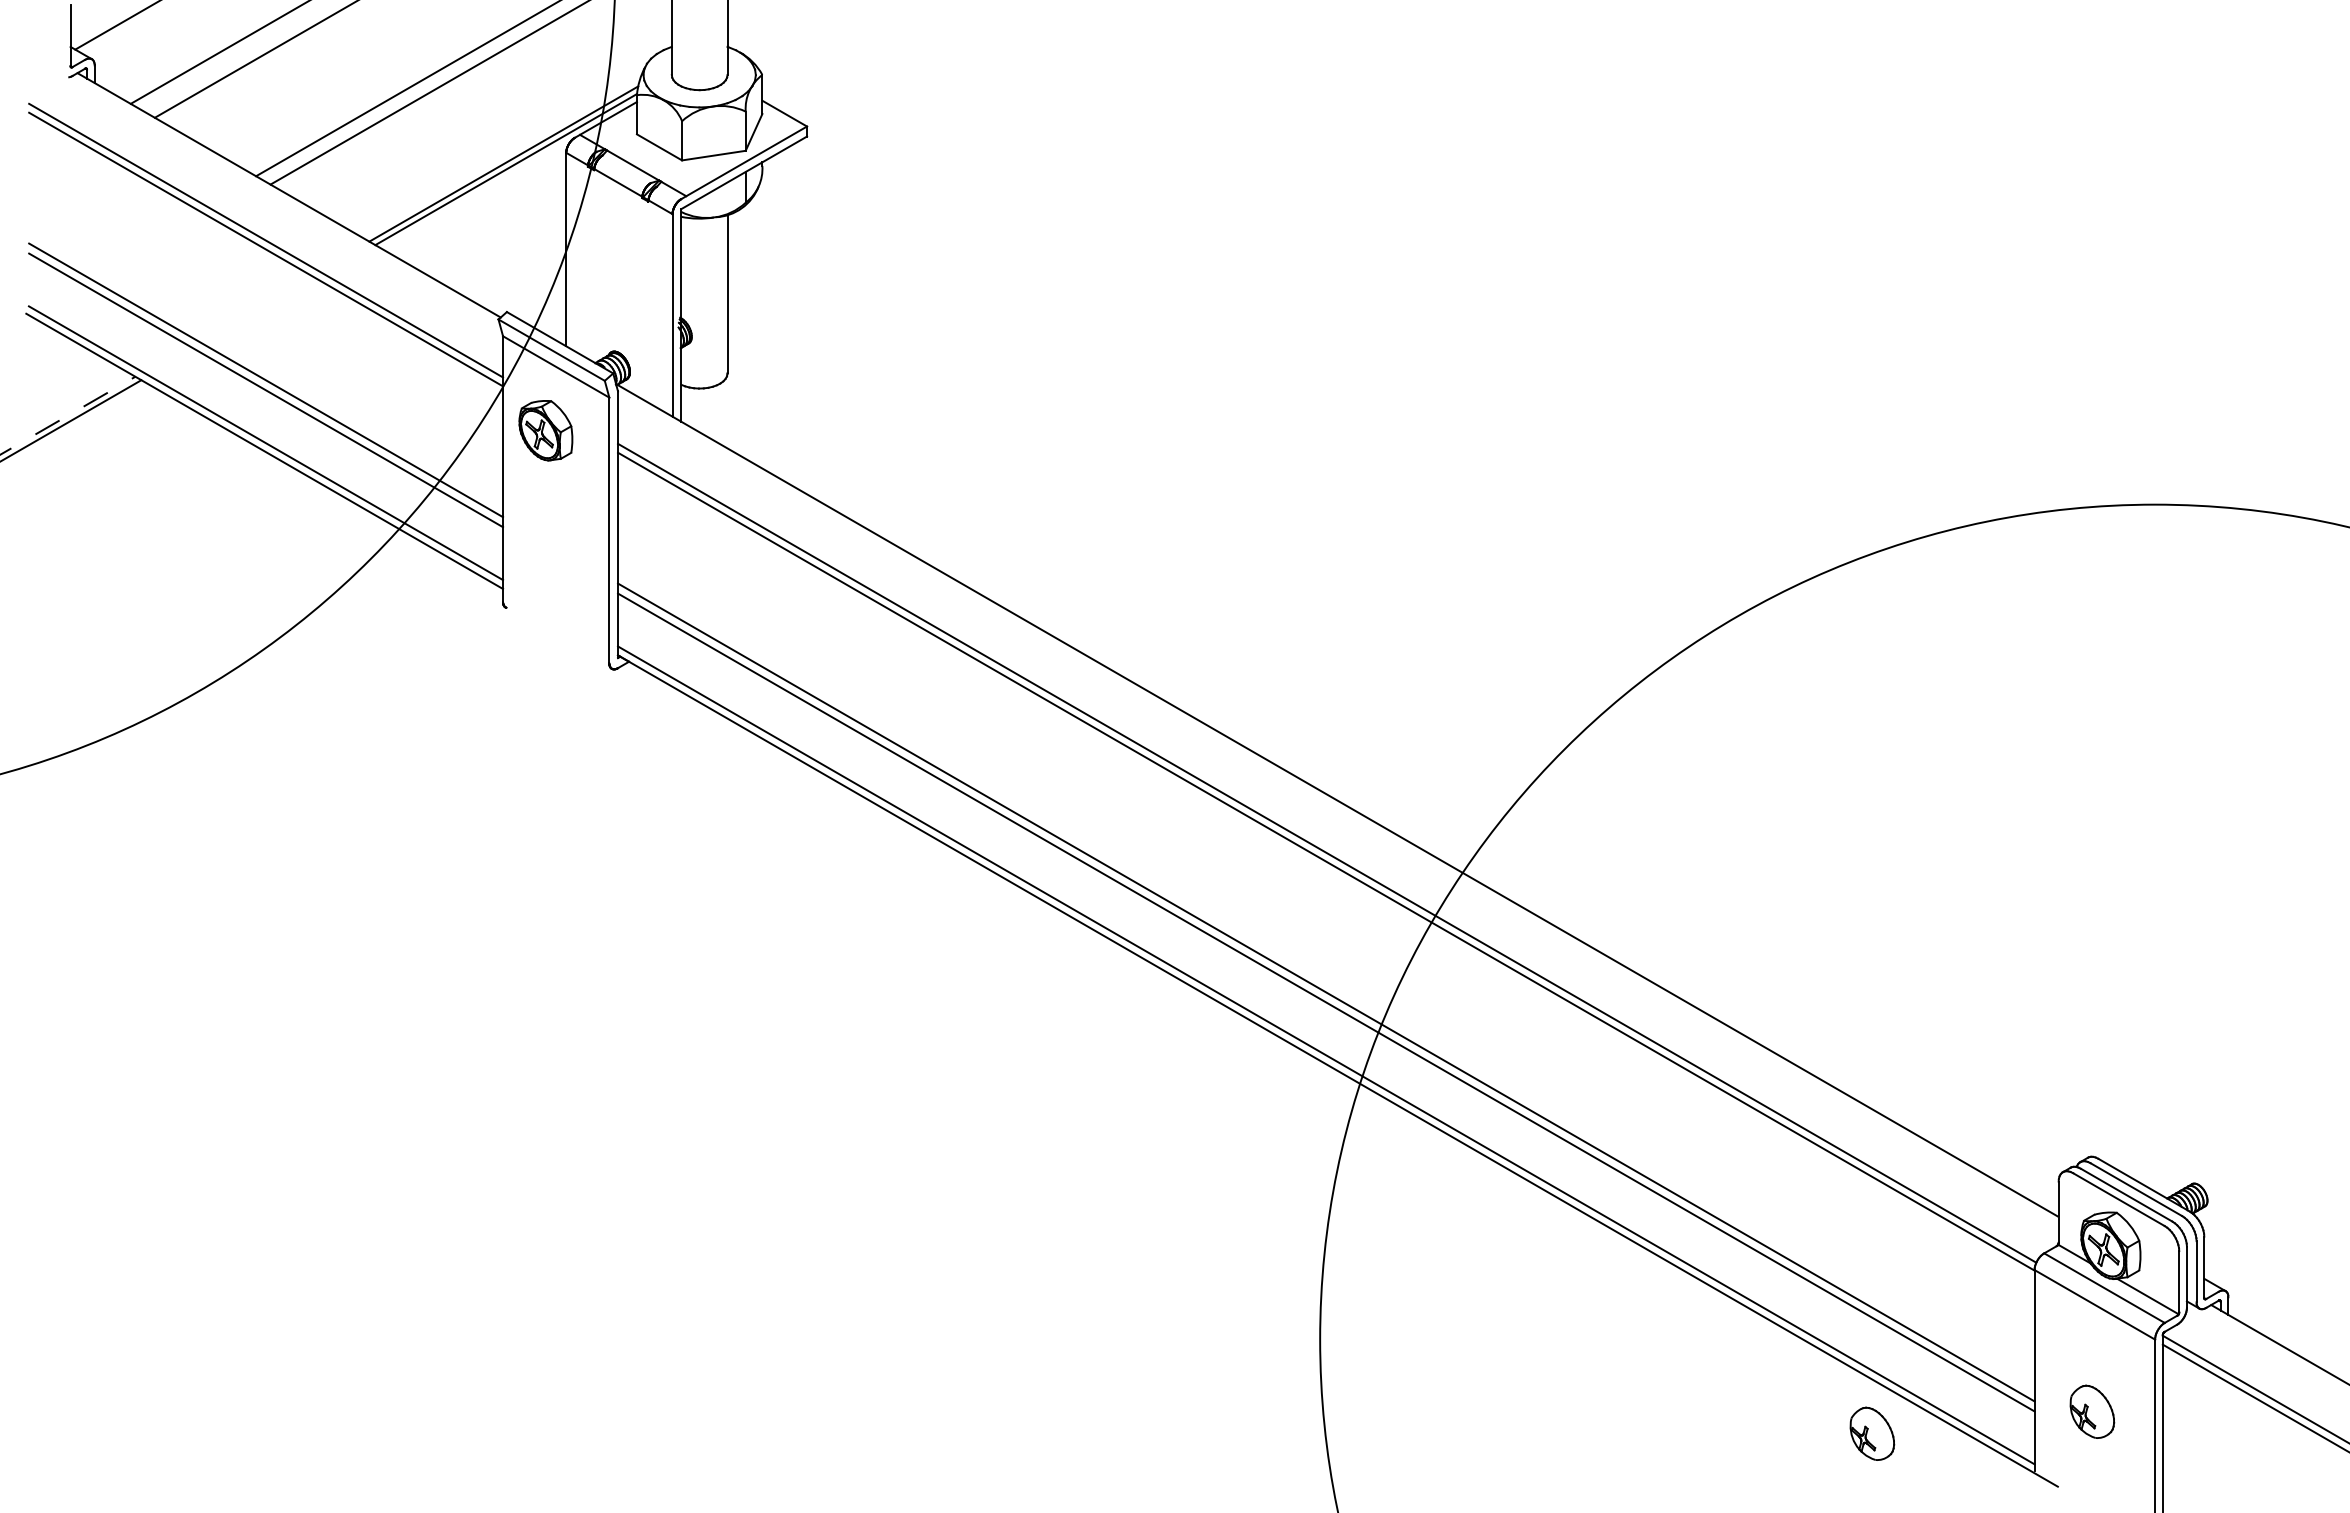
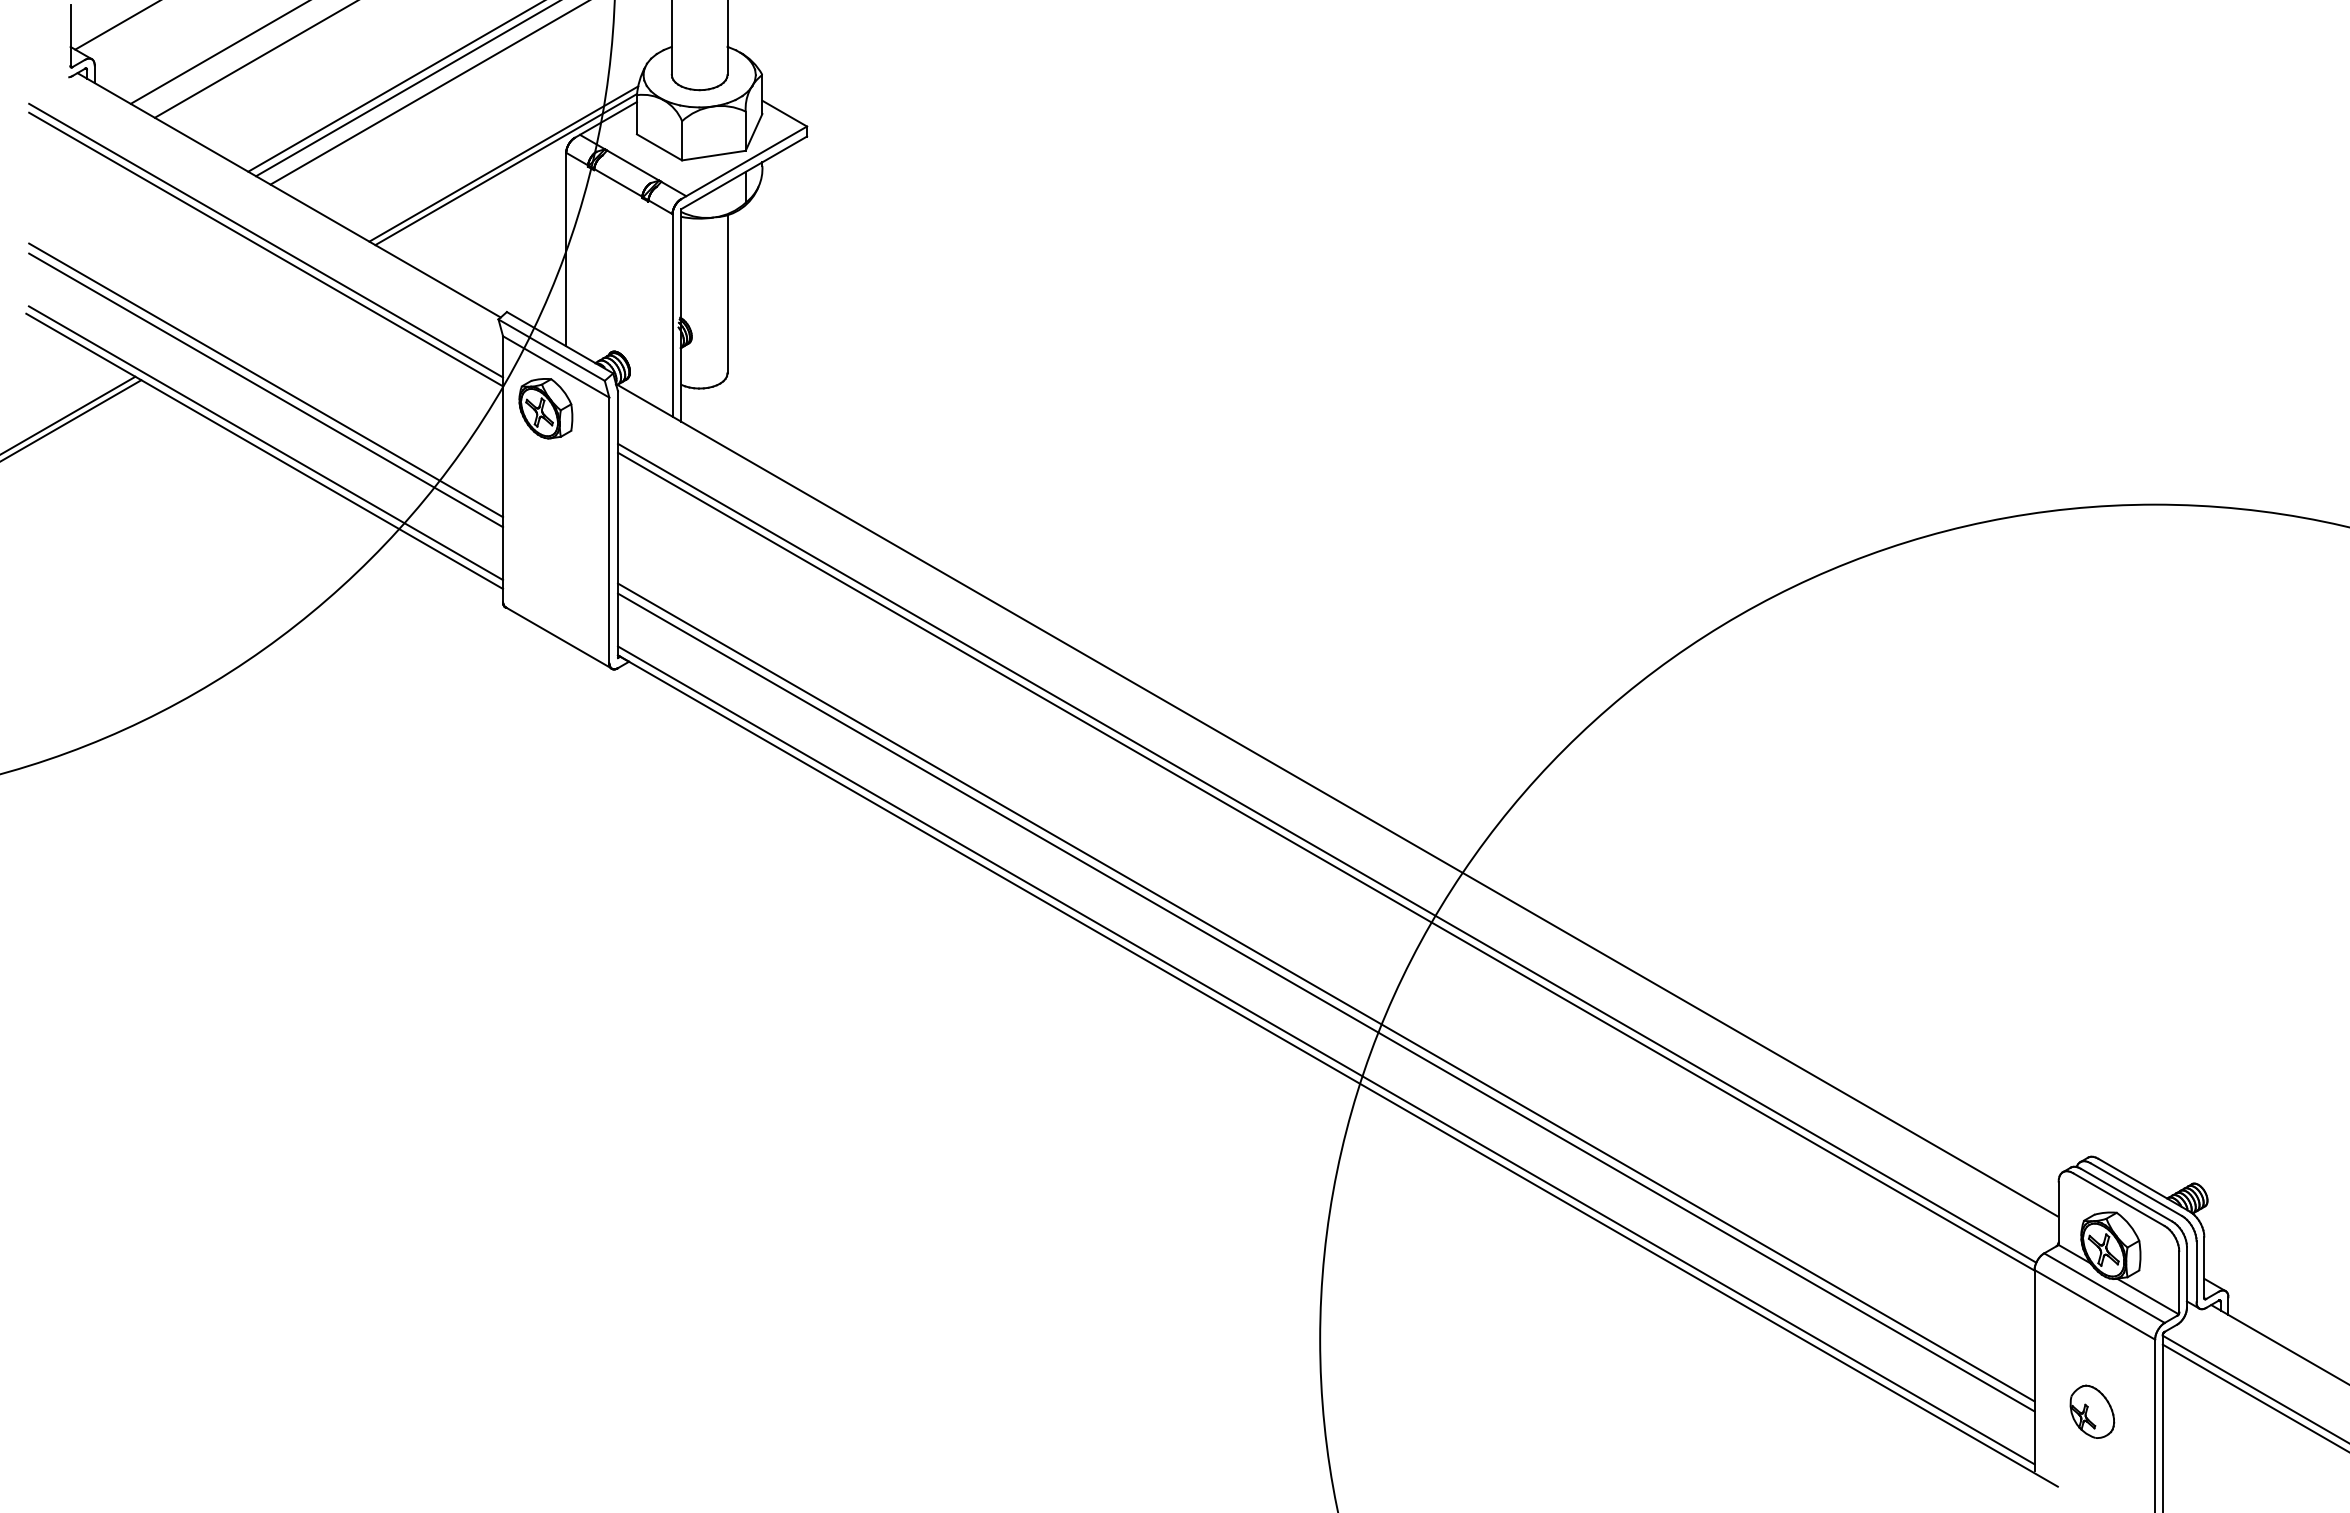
line: none -> present (394, 86)
line: dashed -> solid (67, 415)
part position: (545, 430) -> (545, 408) (545, 408)
line: none -> present (557, 637)
part: present -> none (1872, 1433)
